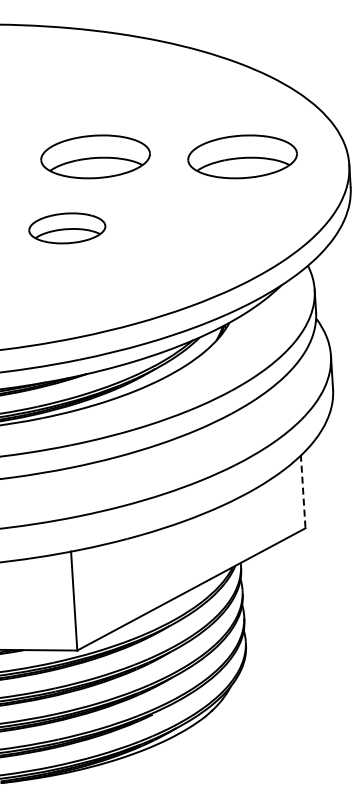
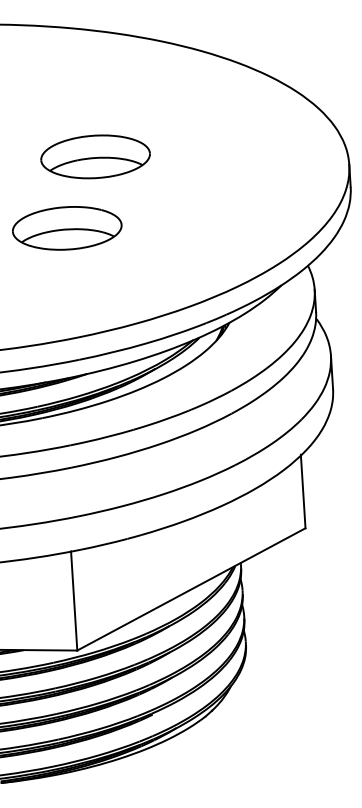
part: present -> none (242, 156)
part size: 79x33 px -> 111x45 px (67, 228)
line: dashed -> solid (303, 491)
